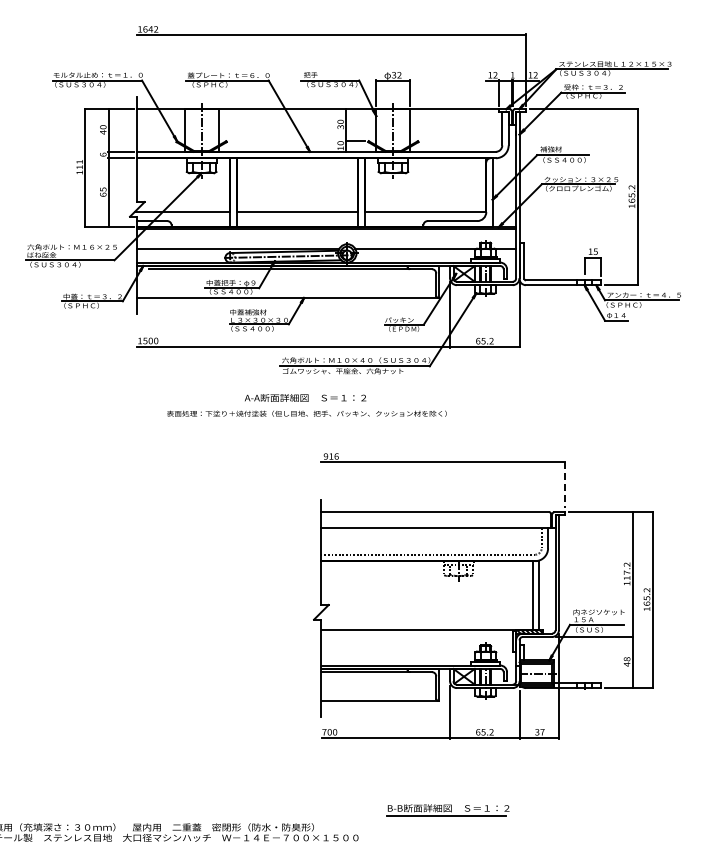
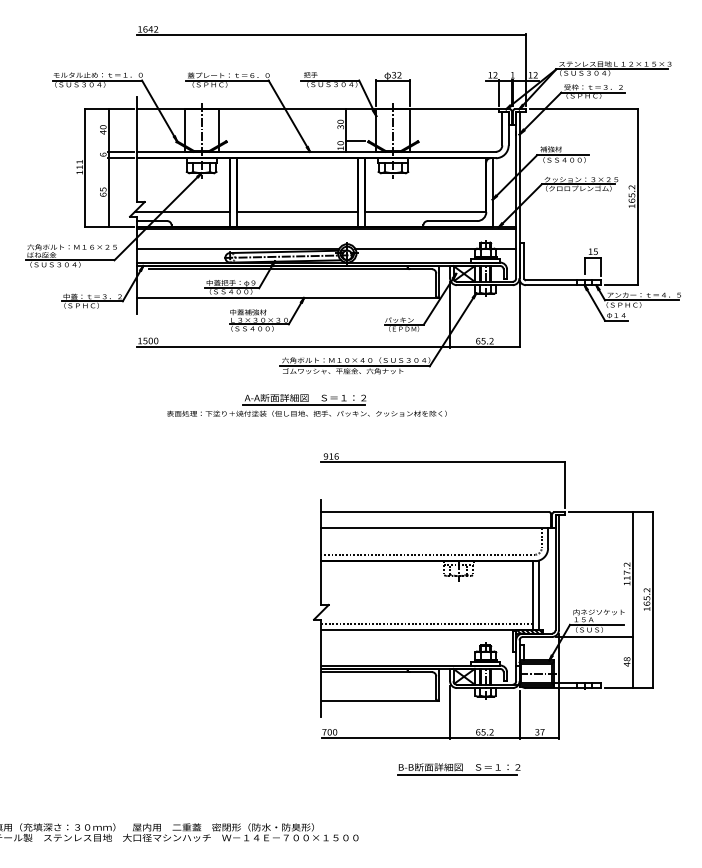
line: none -> present (303, 405)
line: dashed -> solid (565, 485)
line: none -> present (426, 623)
part position: (447, 810) -> (458, 769) (458, 769)
